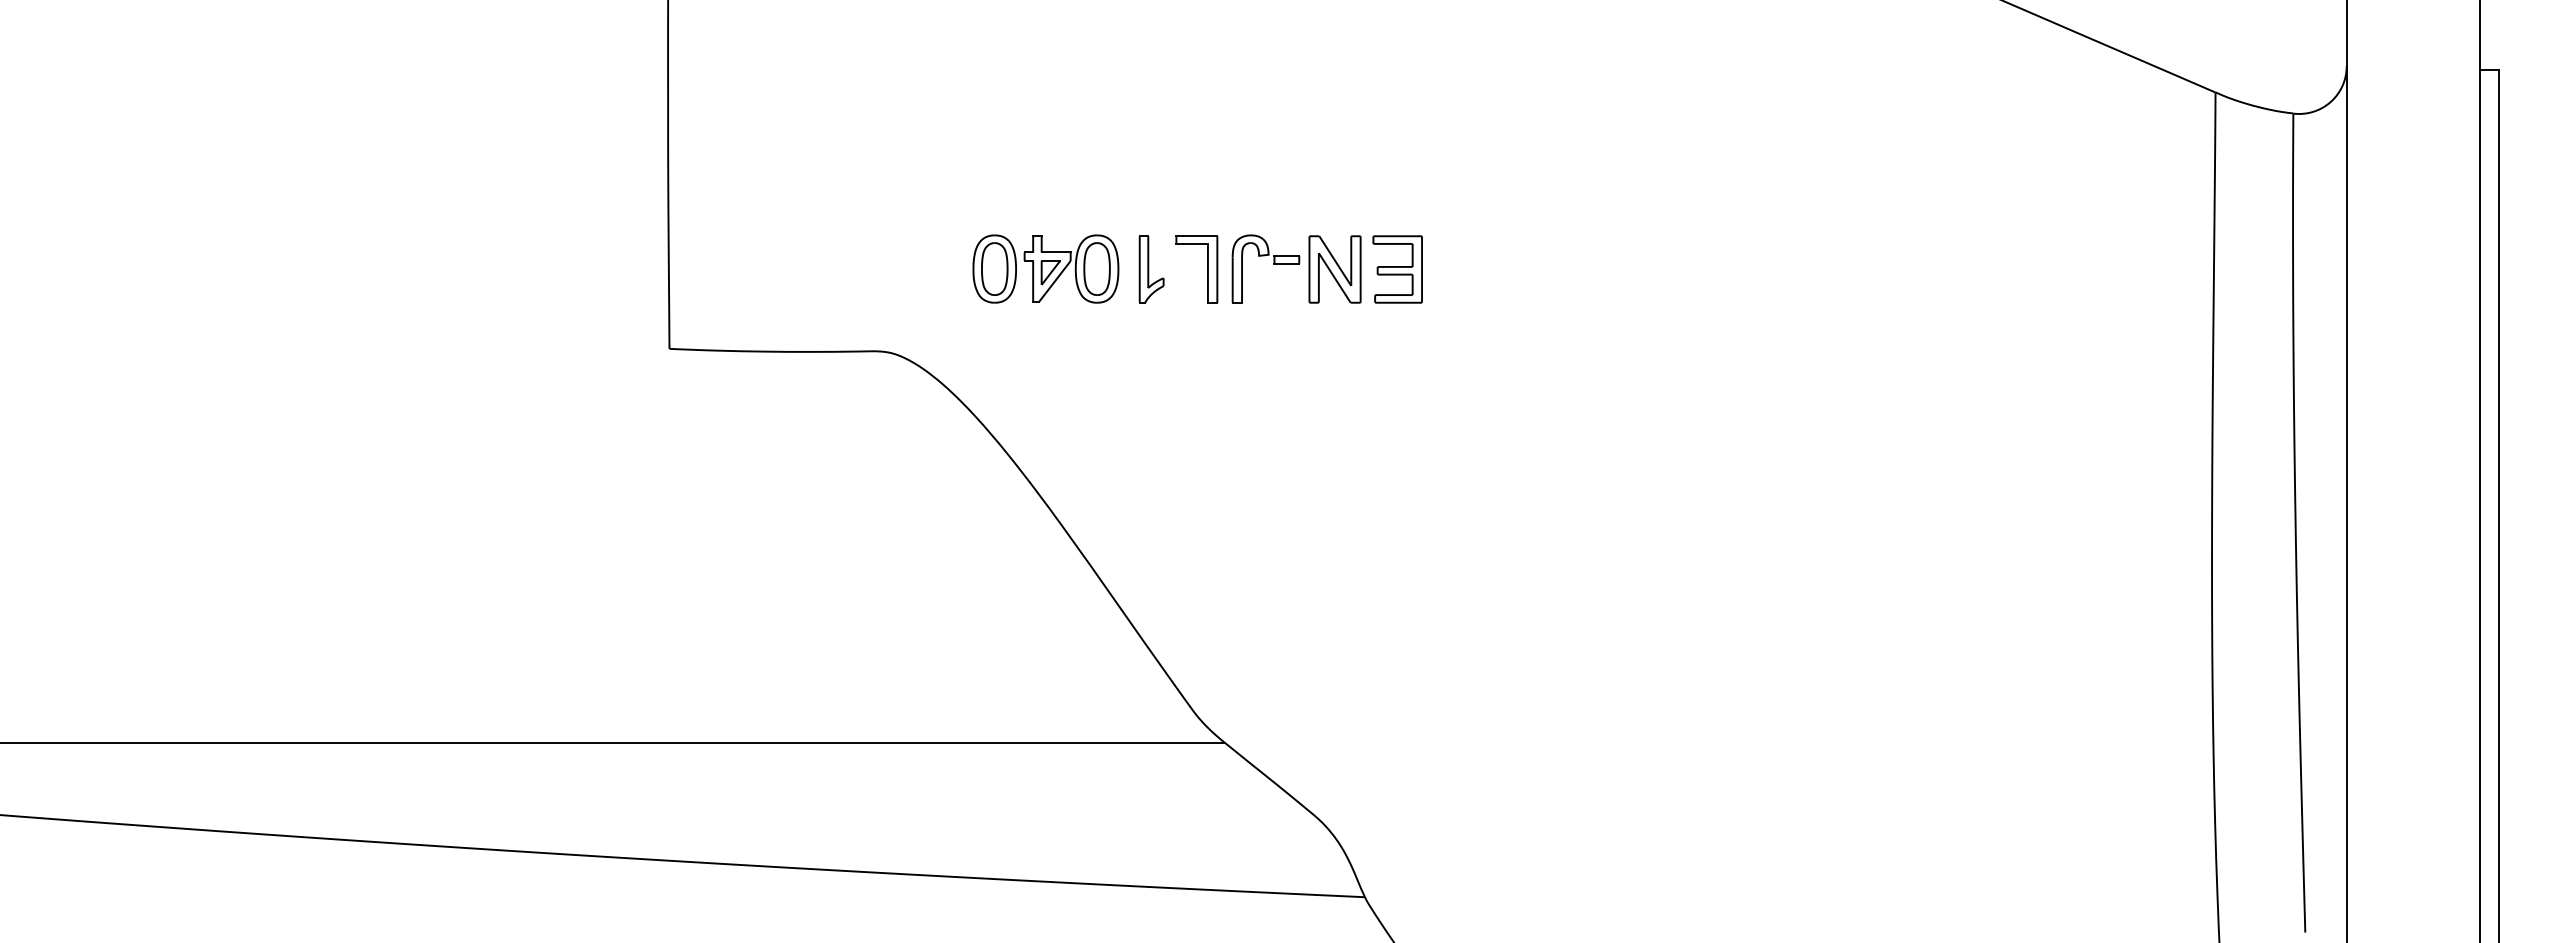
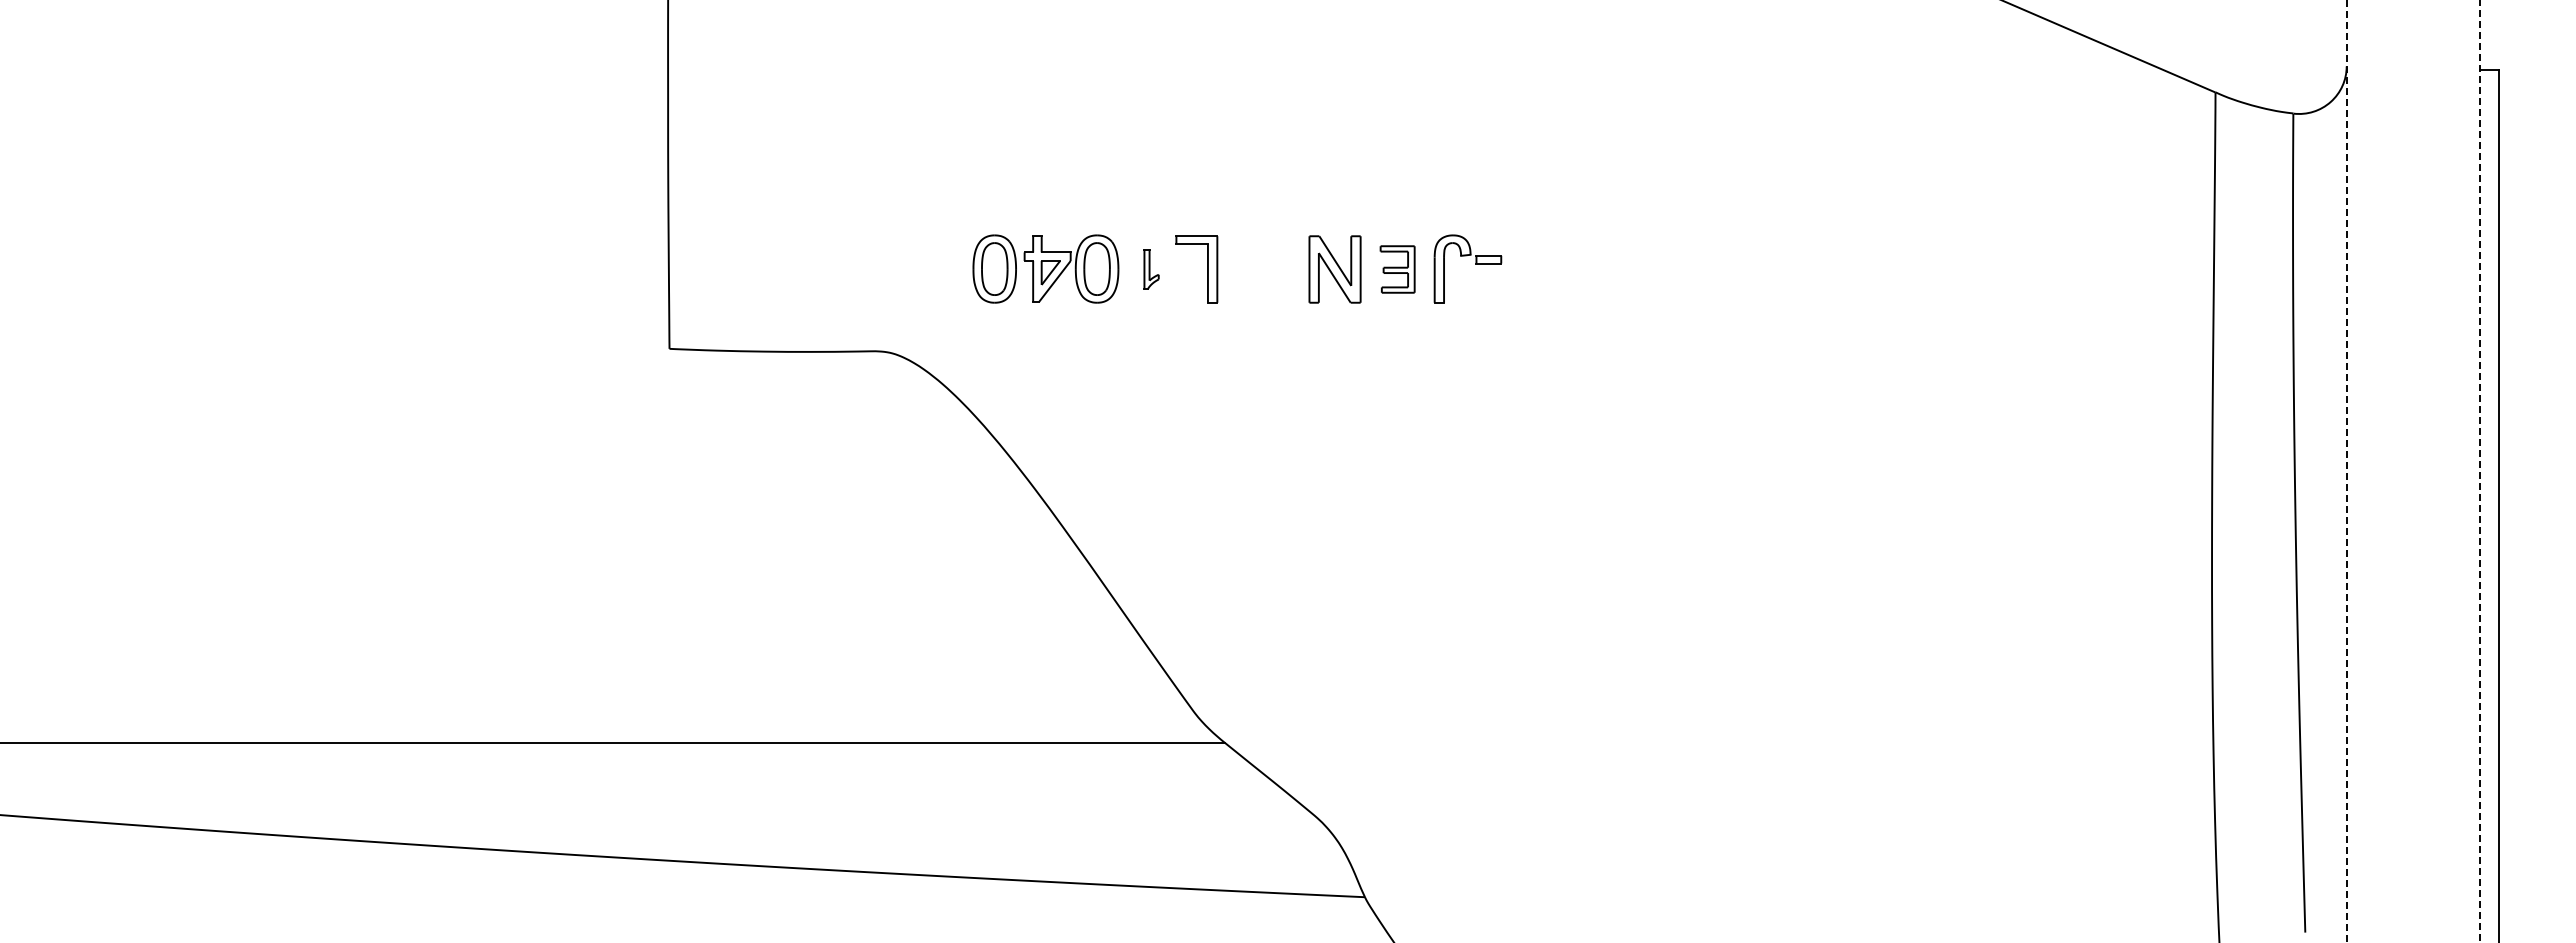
part position: (1273, 264) -> (1475, 264) (1475, 264)
part size: 27x69 px -> 17x41 px (1151, 269)
part size: 51x69 px -> 37x49 px (1397, 269)
line: solid -> dashed (2346, 471)
line: solid -> dashed (2479, 472)
